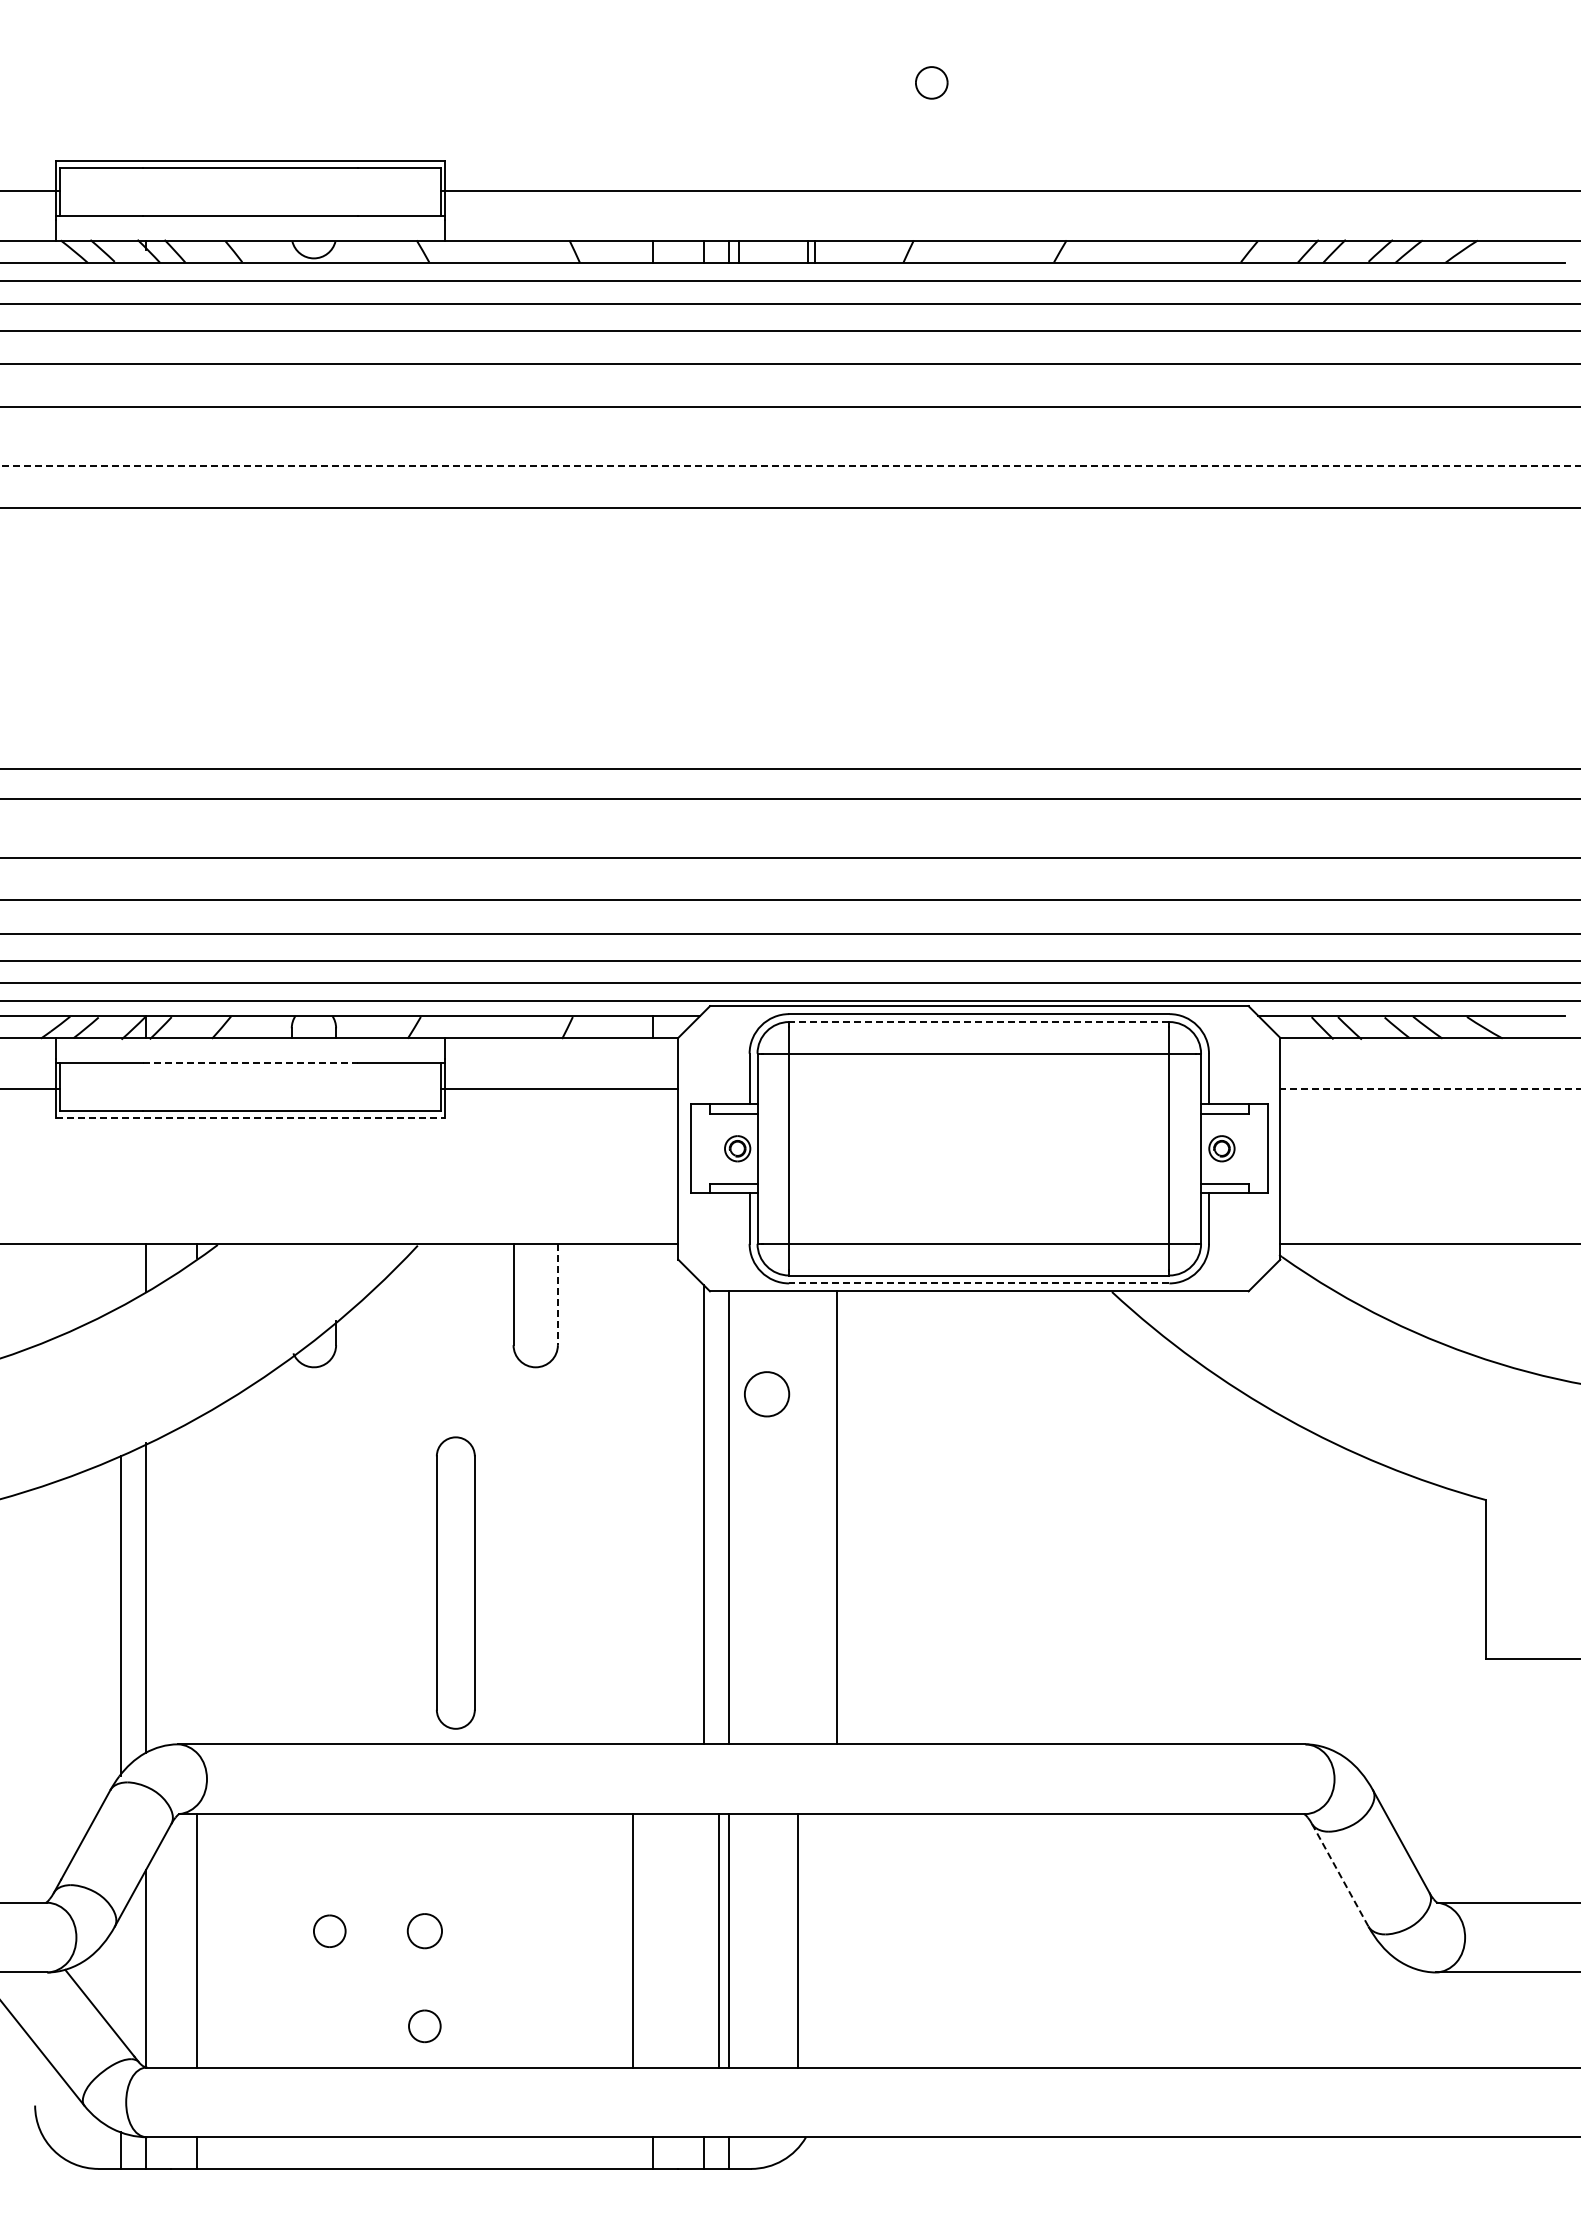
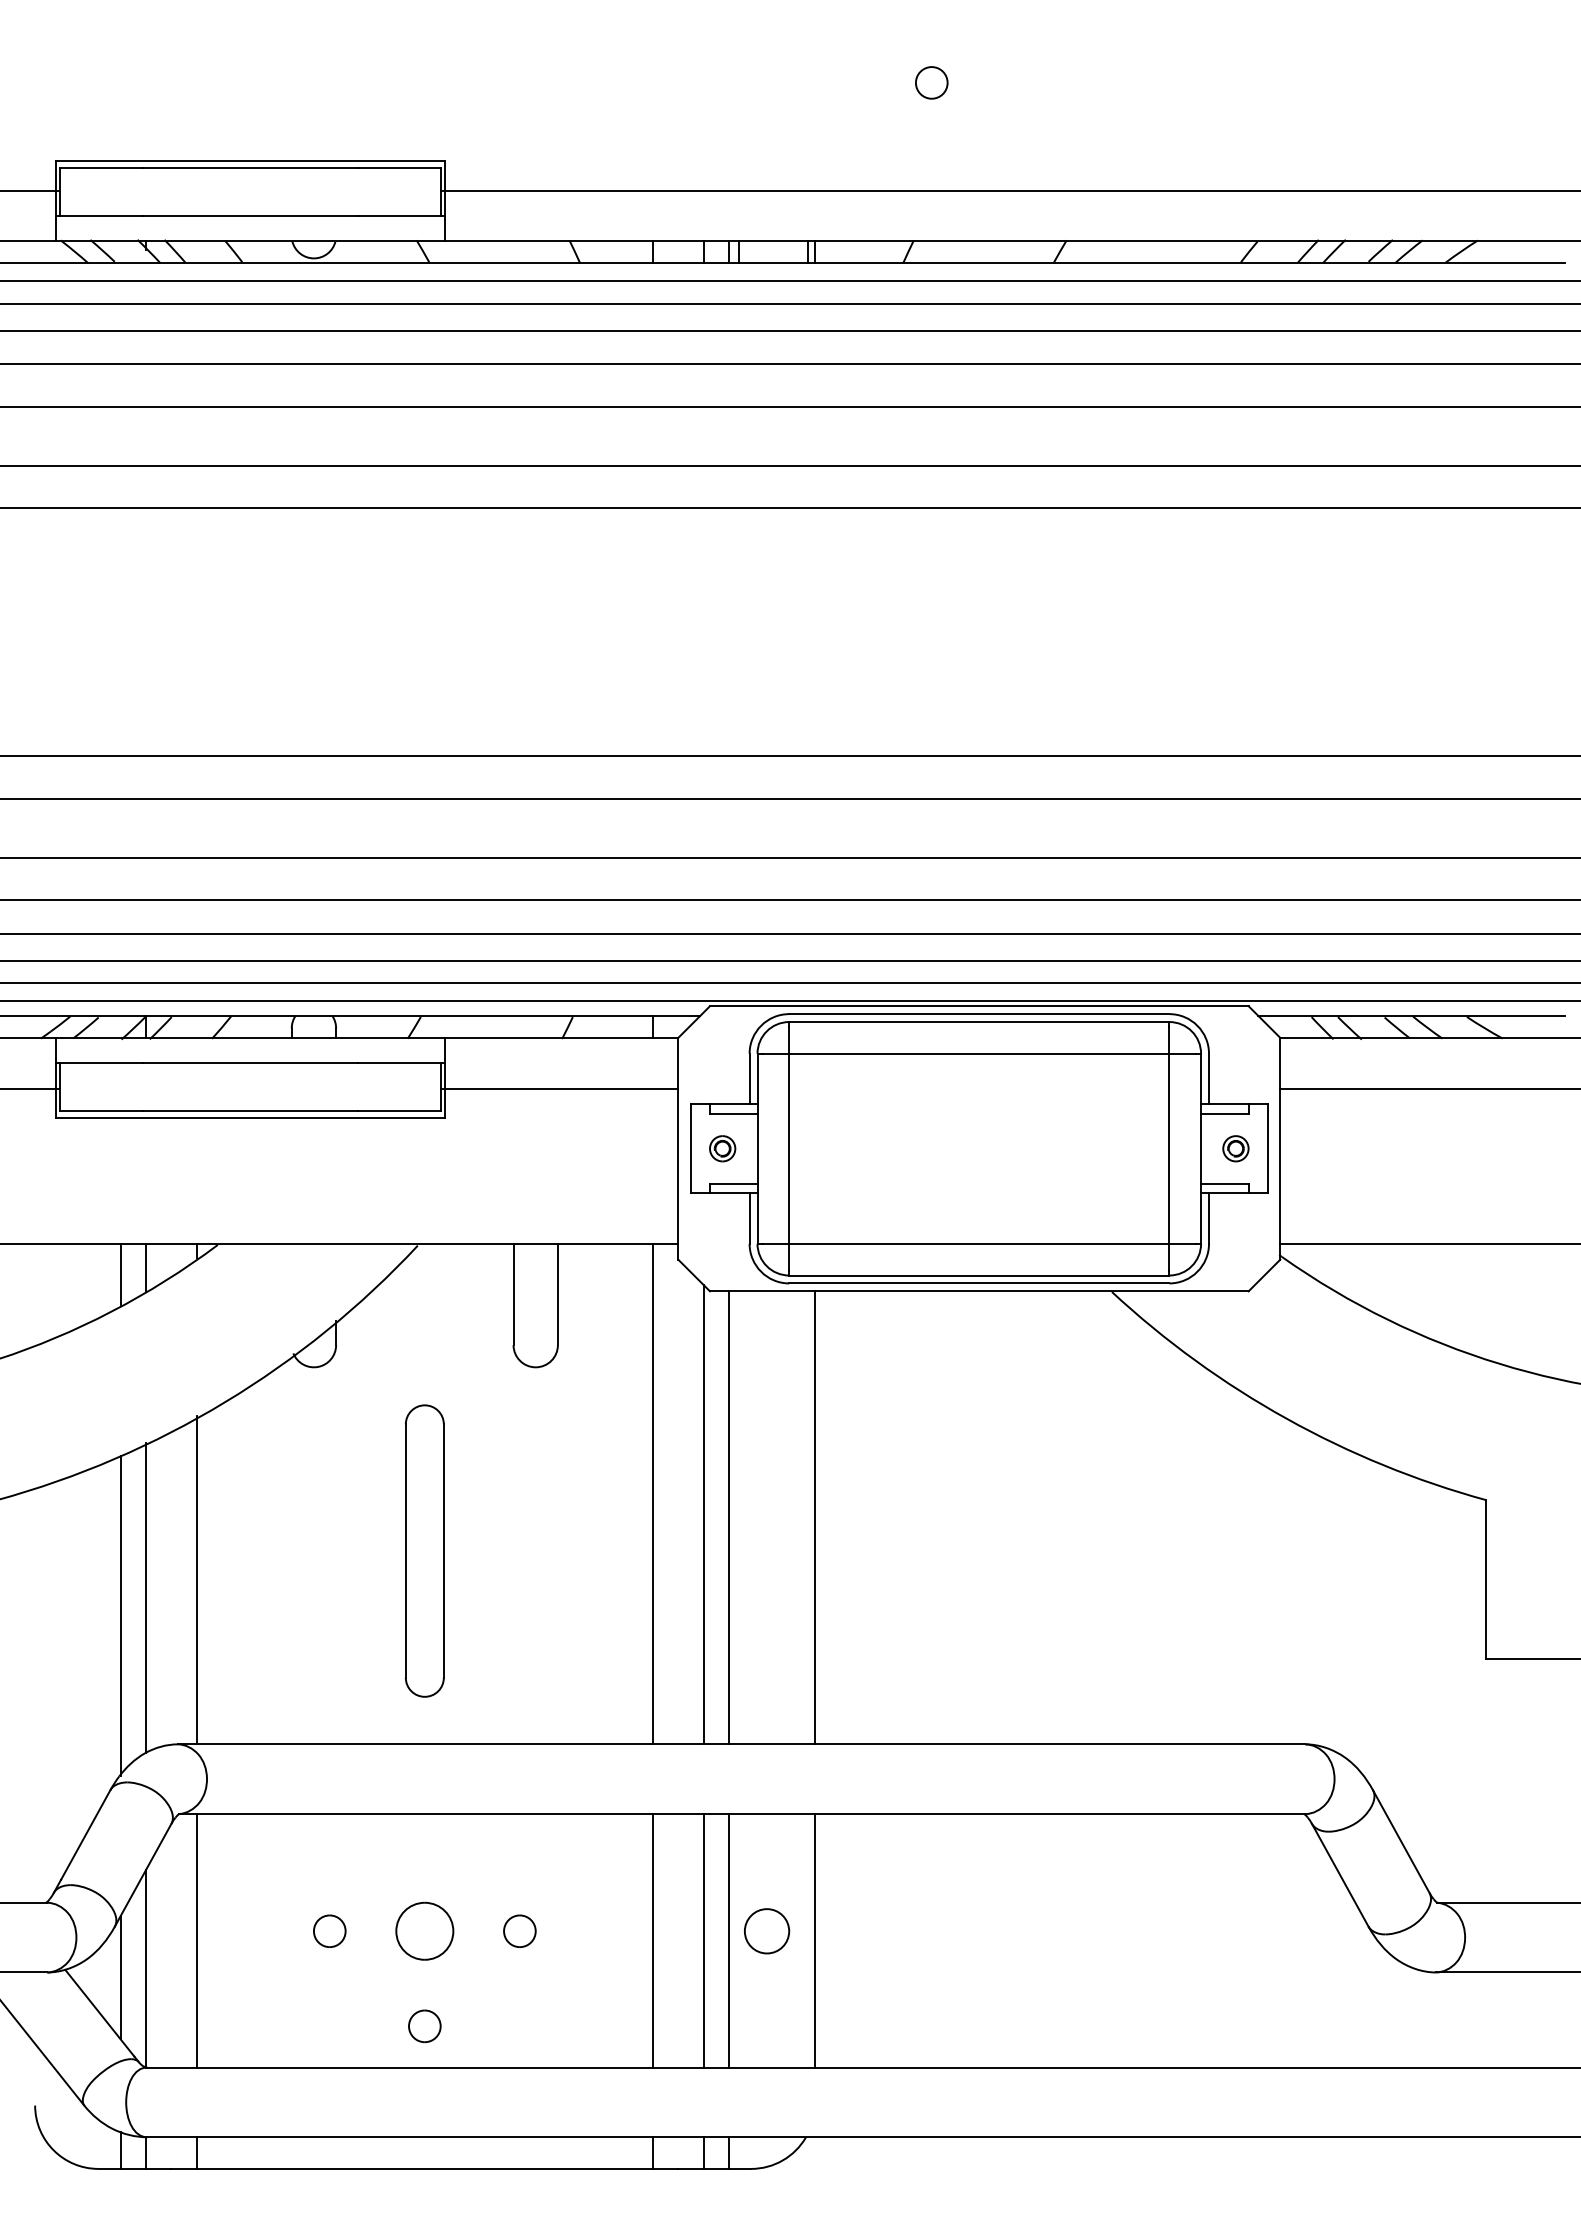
line: dashed -> solid (790, 465)
line position: (789, 769) -> (789, 756) (789, 756)
line: dashed -> solid (978, 1022)
line: dashed -> solid (250, 1063)
line: dashed -> solid (1430, 1088)
line: dashed -> solid (250, 1118)
part position: (737, 1148) -> (722, 1148) (722, 1148)
part position: (1221, 1148) -> (1235, 1148) (1235, 1148)
line: none -> present (120, 1274)
line: dashed -> solid (978, 1283)
line: dashed -> solid (557, 1294)
part position: (767, 1394) -> (767, 1931) (767, 1931)
line: none -> present (652, 1493)
line position: (836, 1517) -> (814, 1517) (814, 1517)
line: none -> present (196, 1579)
part position: (455, 1582) -> (424, 1550) (424, 1550)
line: dashed -> solid (1340, 1875)
part: none -> present (519, 1930)
part size: 37x37 px -> 60x60 px (424, 1930)
line position: (632, 1940) -> (652, 1940) (652, 1940)
line position: (718, 1940) -> (703, 1940) (703, 1940)
line position: (797, 1940) -> (814, 1940) (814, 1940)
line: none -> present (120, 1977)
